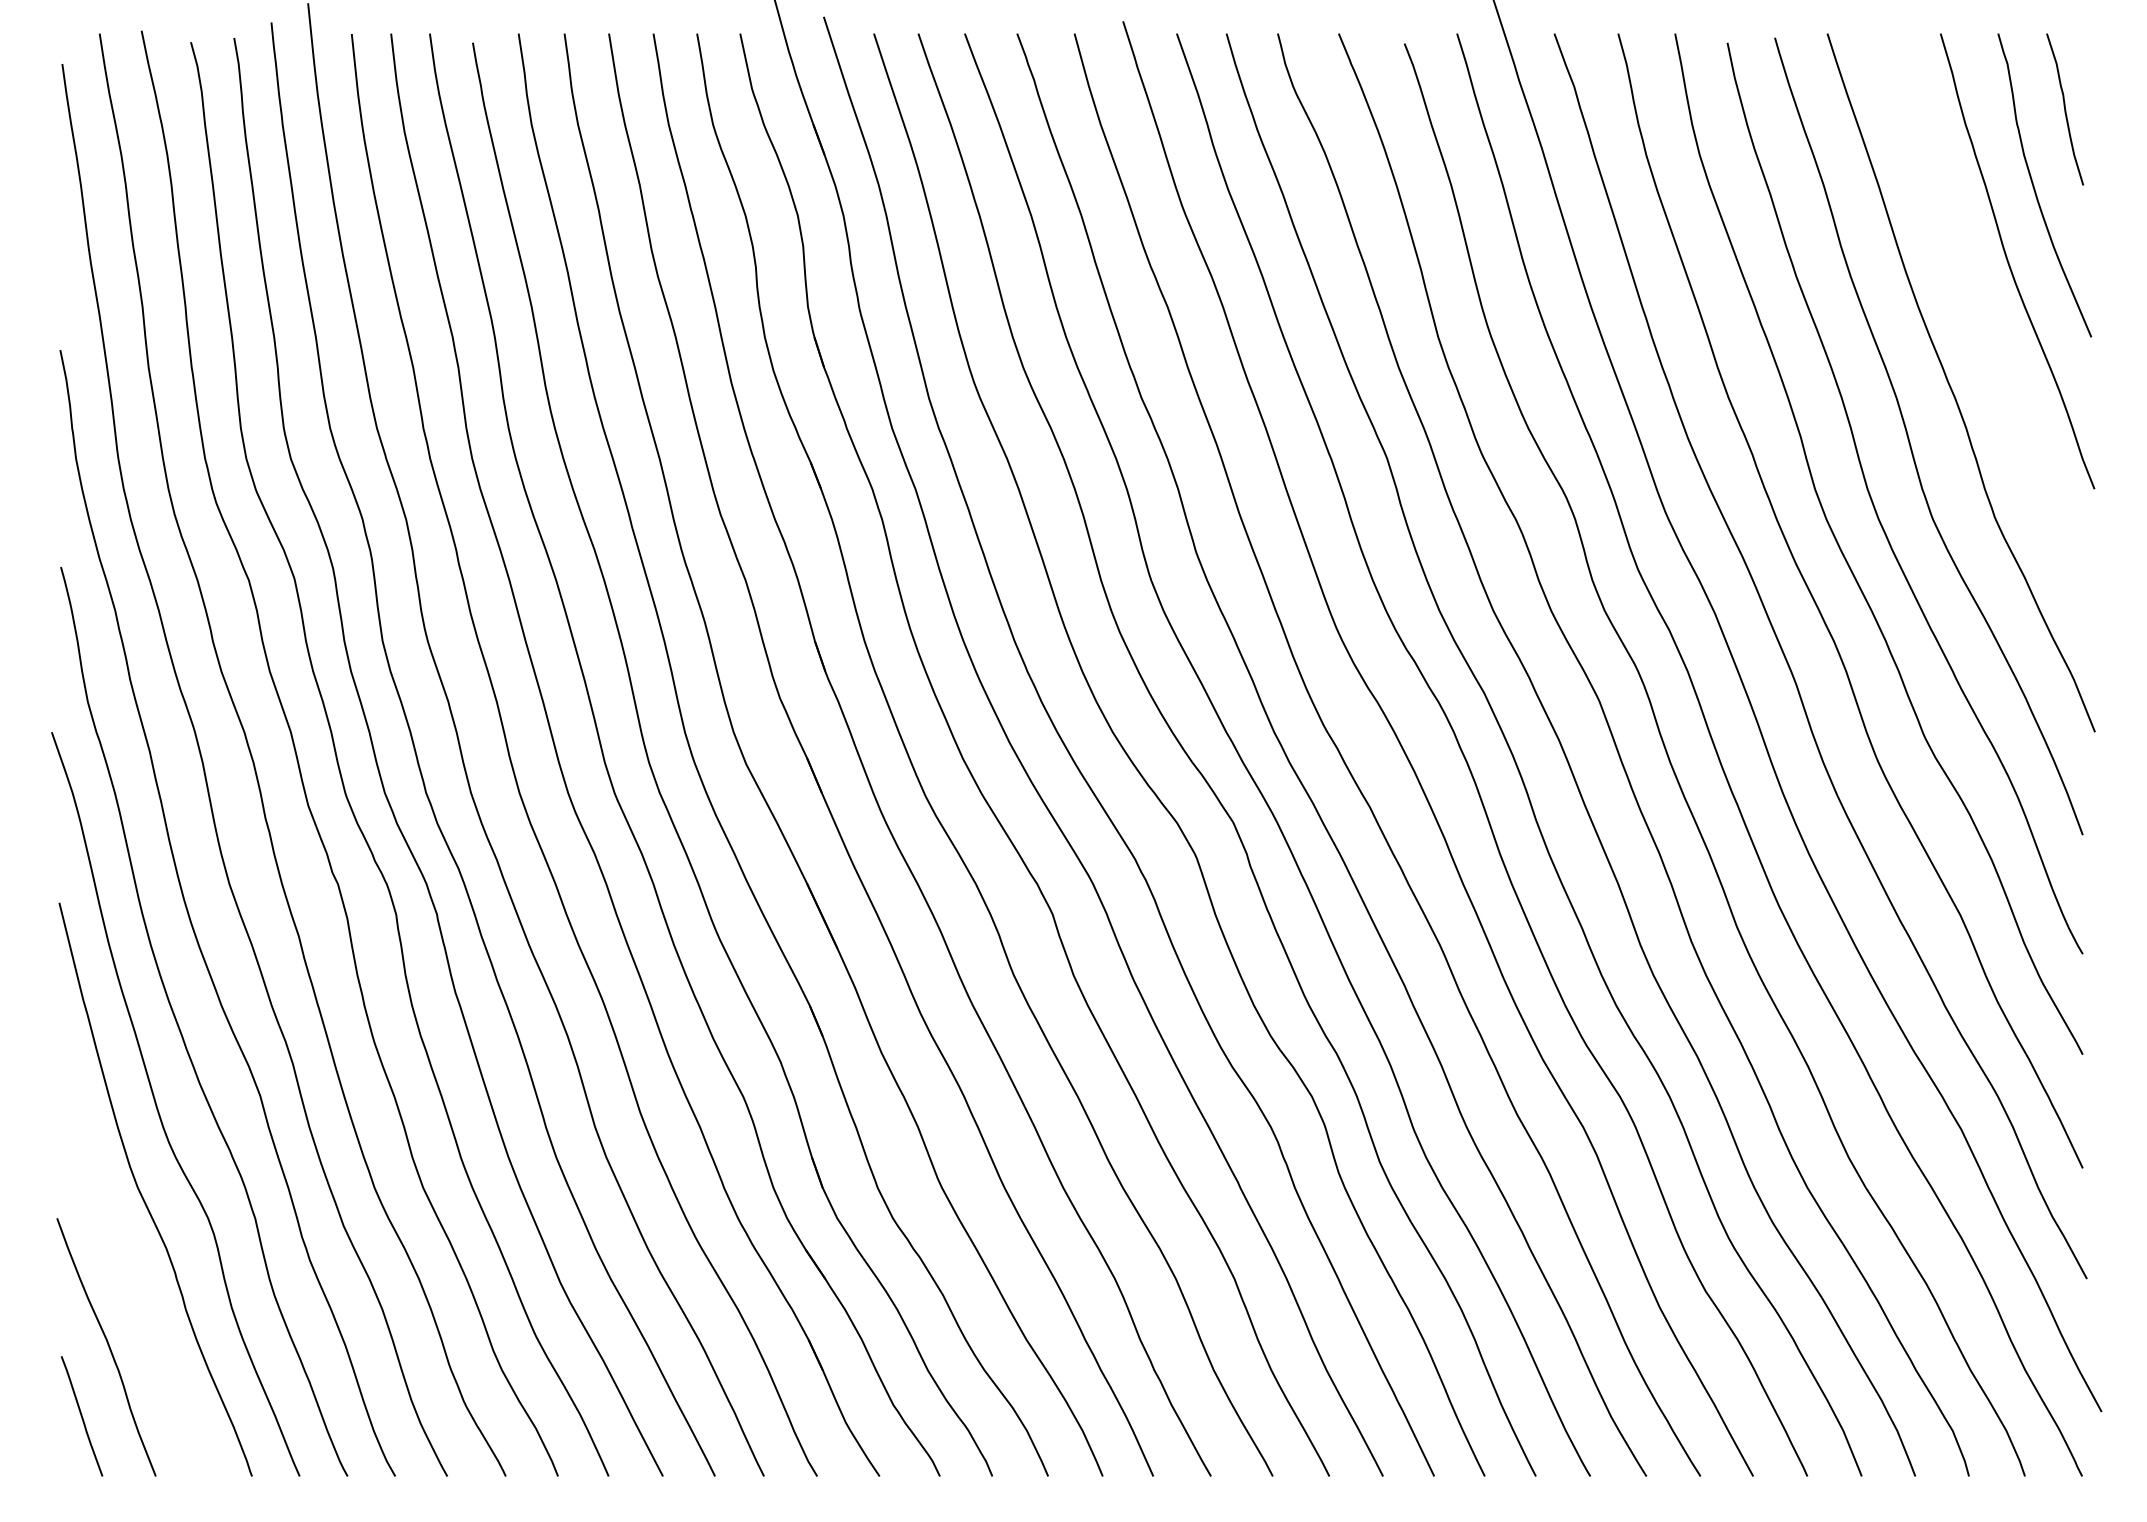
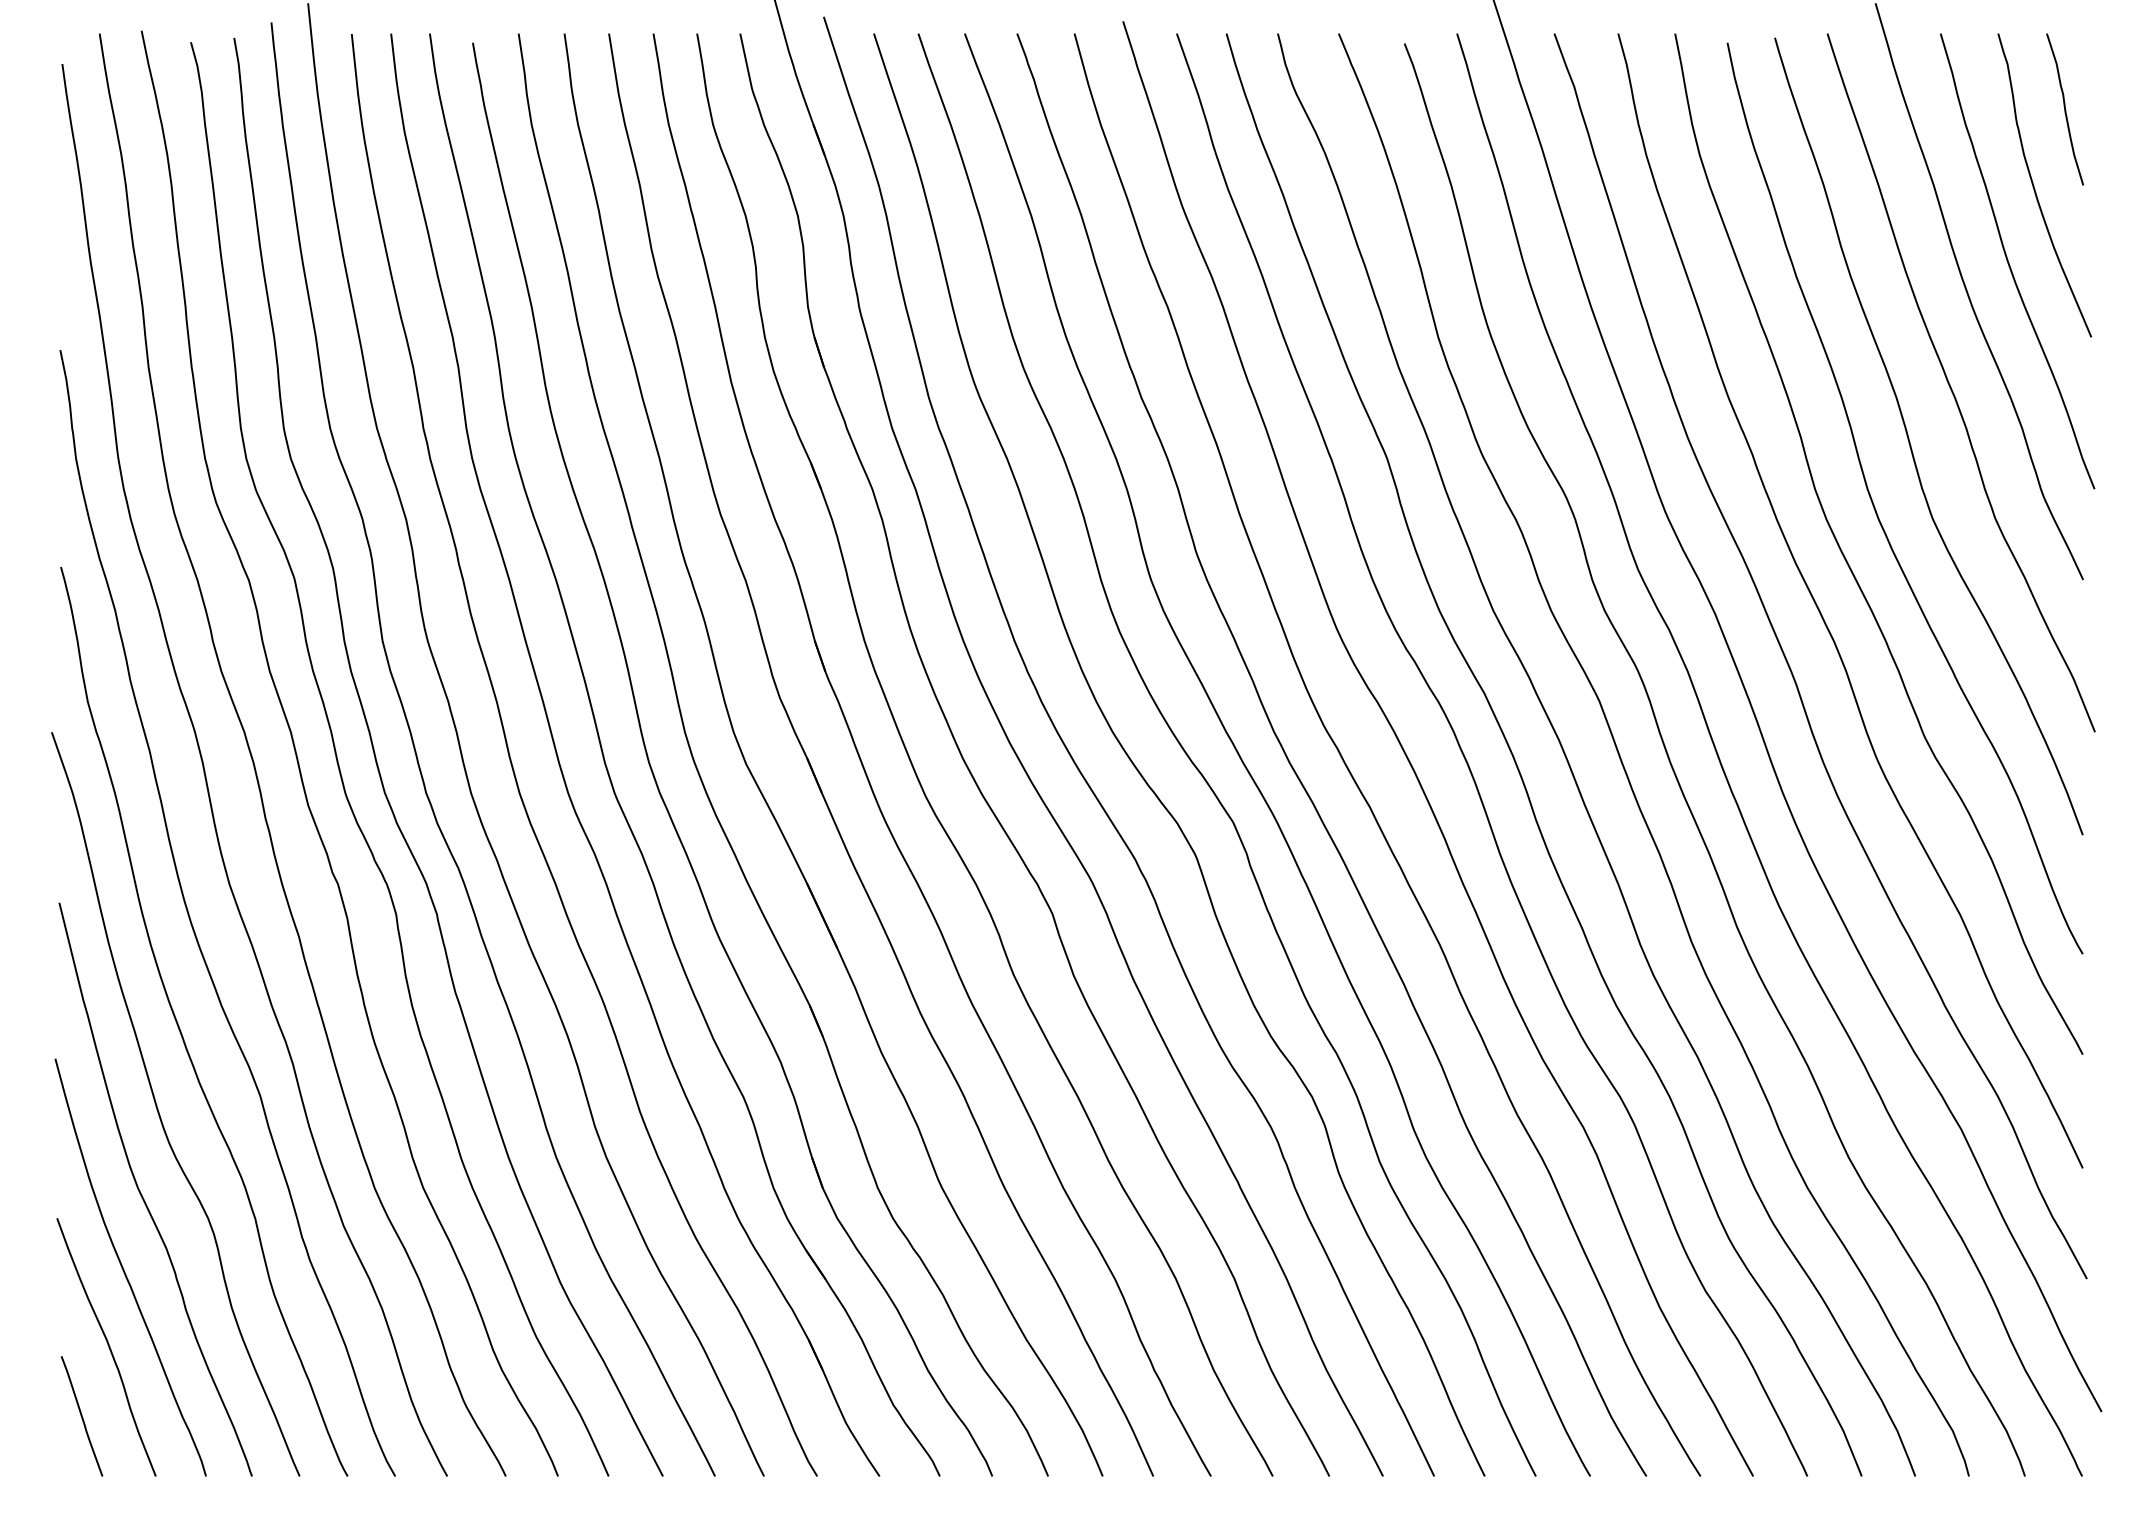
curve: none -> present (1969, 295)
curve: none -> present (124, 1269)
